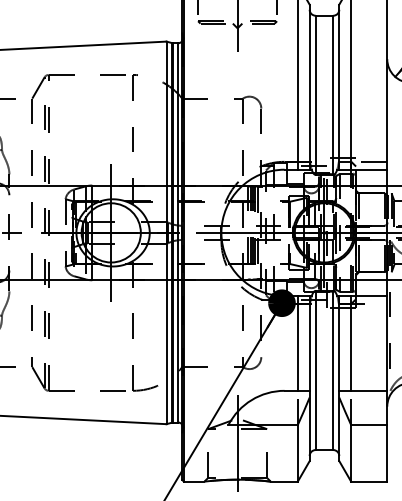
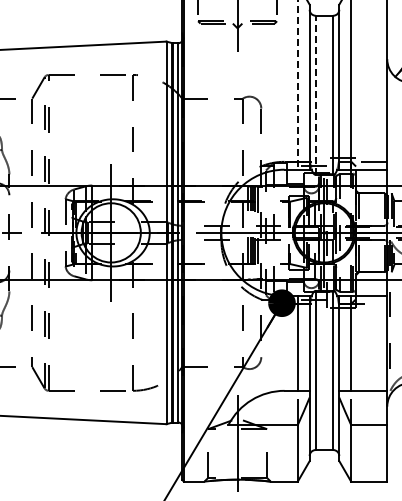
line: solid -> dashed (297, 84)
line: solid -> dashed (315, 95)
